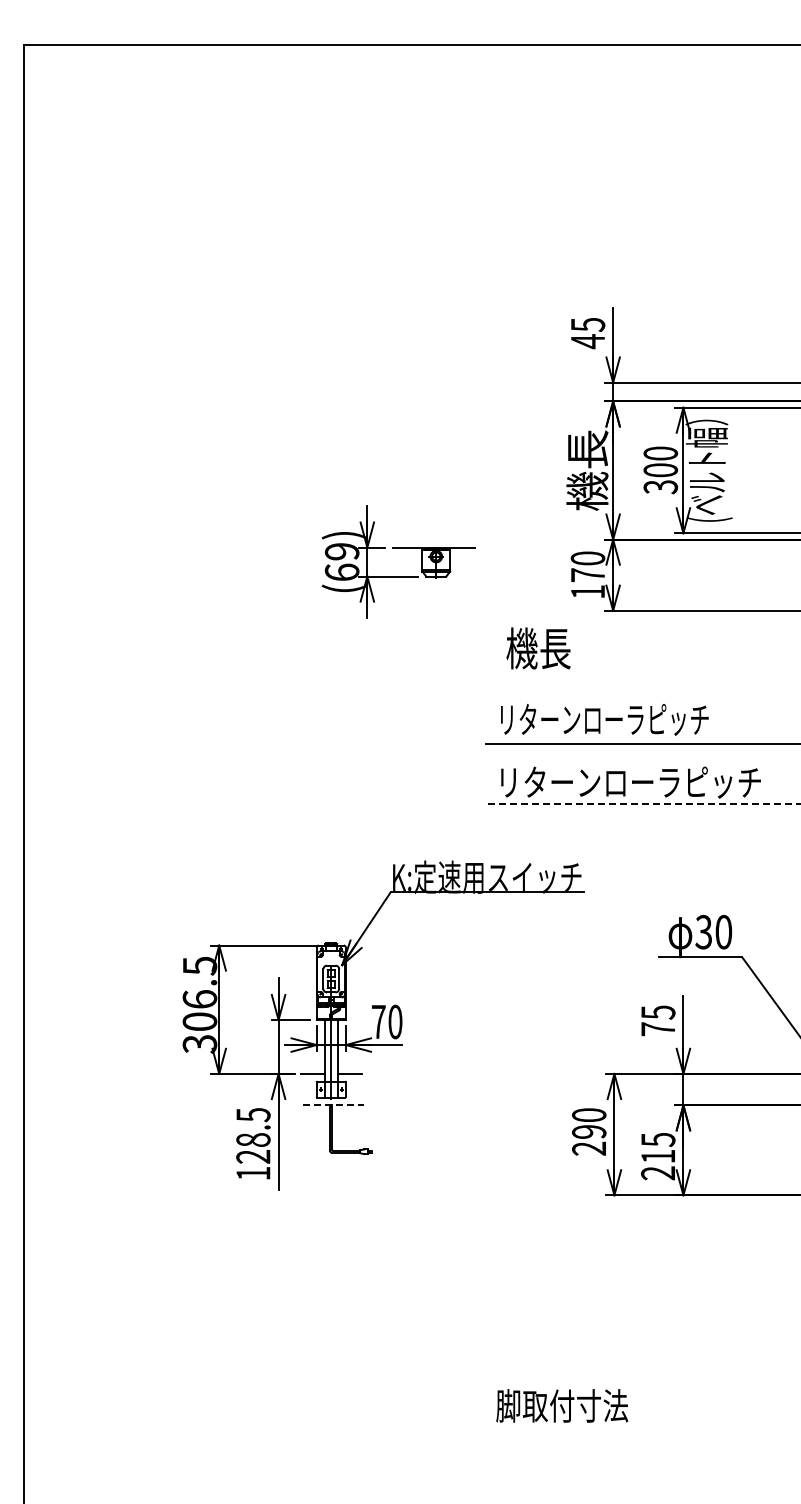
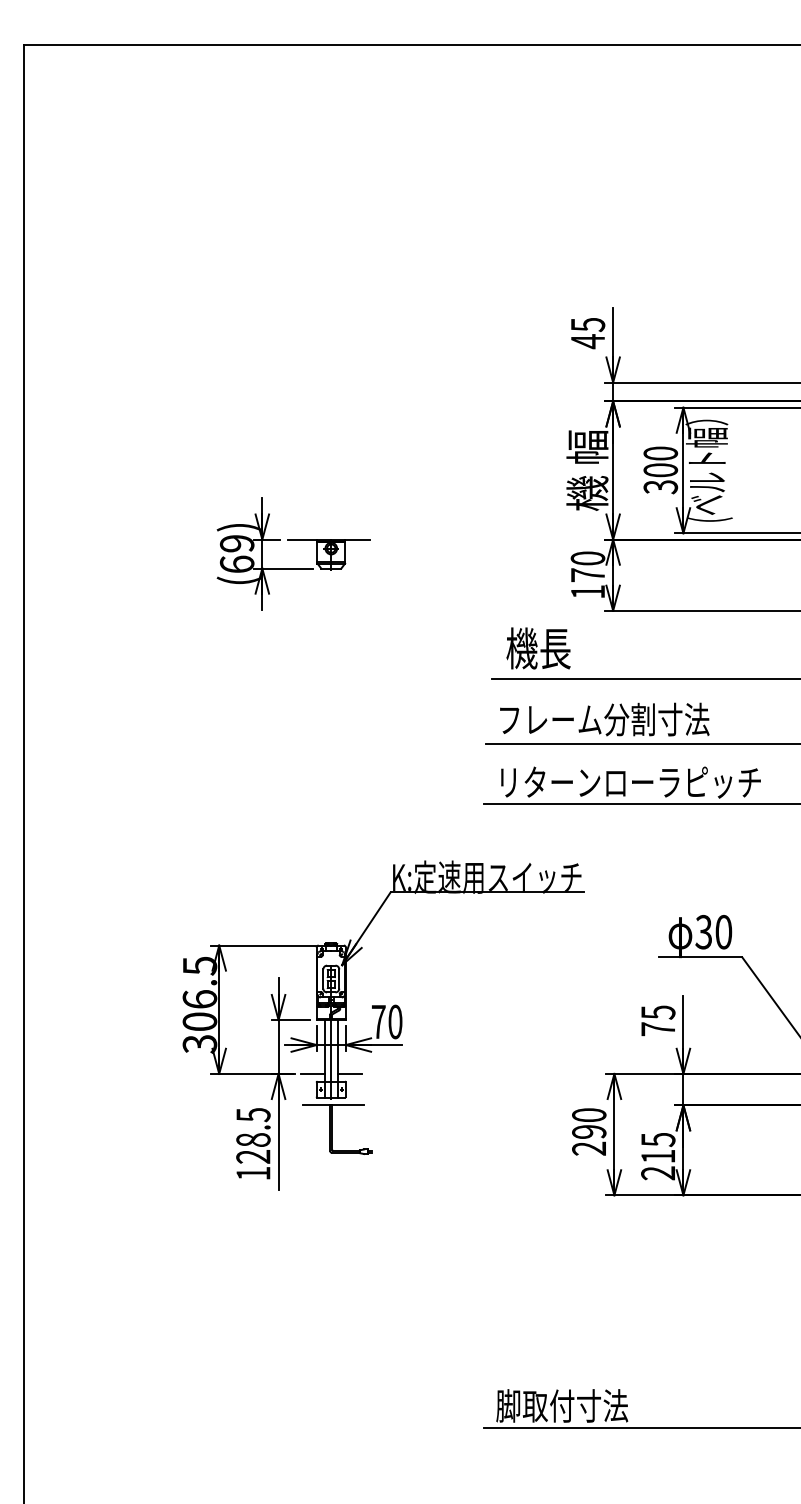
text: 機長 -> 機 幅 (587, 470)
part position: (398, 548) -> (293, 540) (293, 540)
line: none -> present (644, 678)
text: リターンローラピッチ -> フレーム分割寸法 (604, 719)
line: dashed -> solid (641, 804)
line: dashed -> solid (333, 1105)
line: none -> present (640, 1428)
